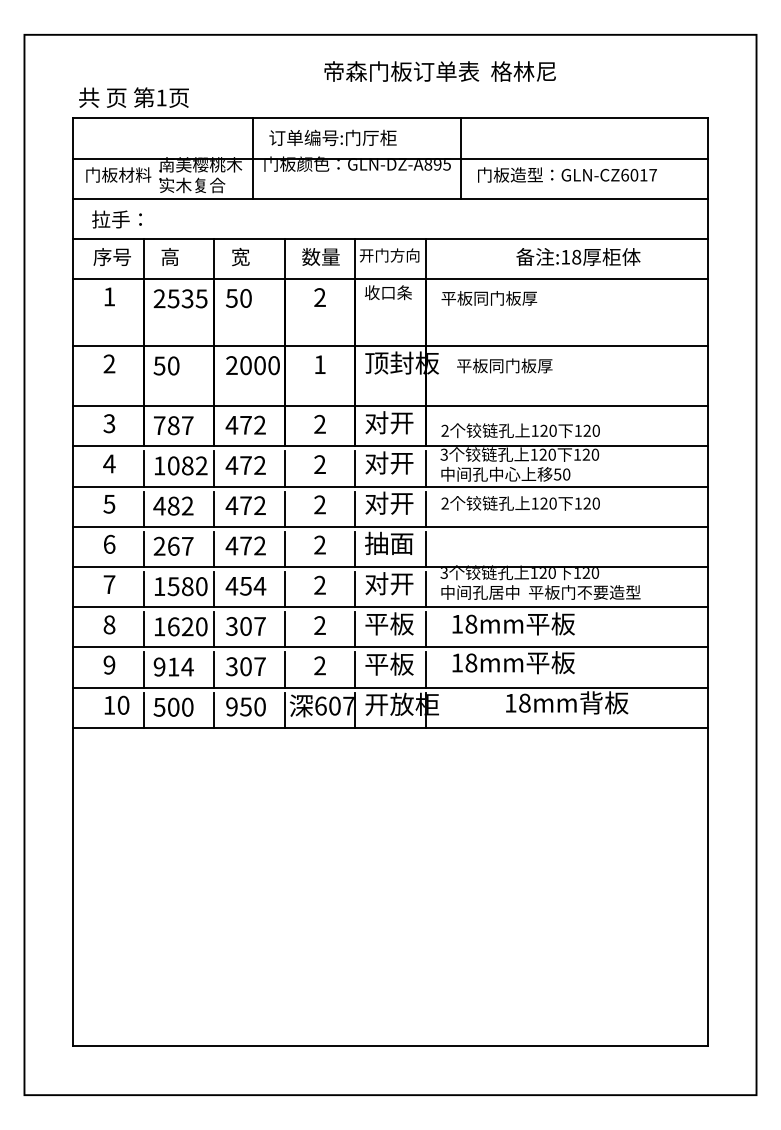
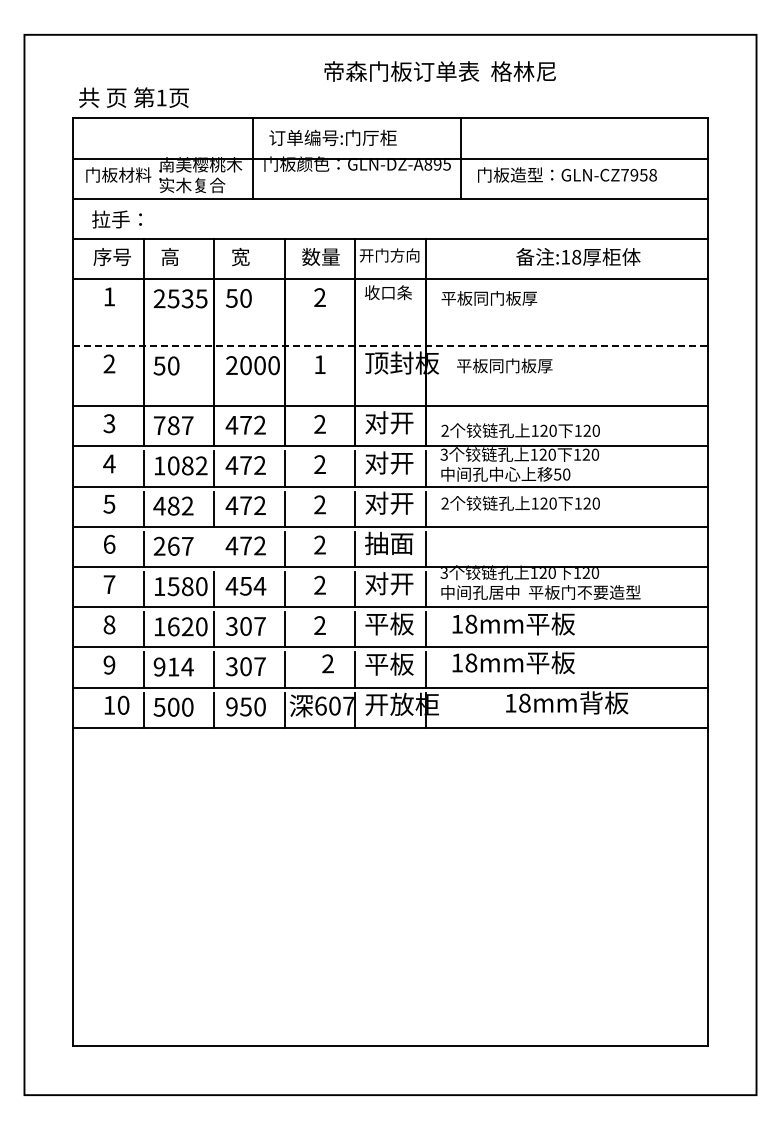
text: GLN-CZ6017 -> GLN-CZ7958 (638, 174)
line: solid -> dashed (391, 346)
line: present -> none (214, 549)
text position: (319, 665) -> (327, 663) (327, 663)
